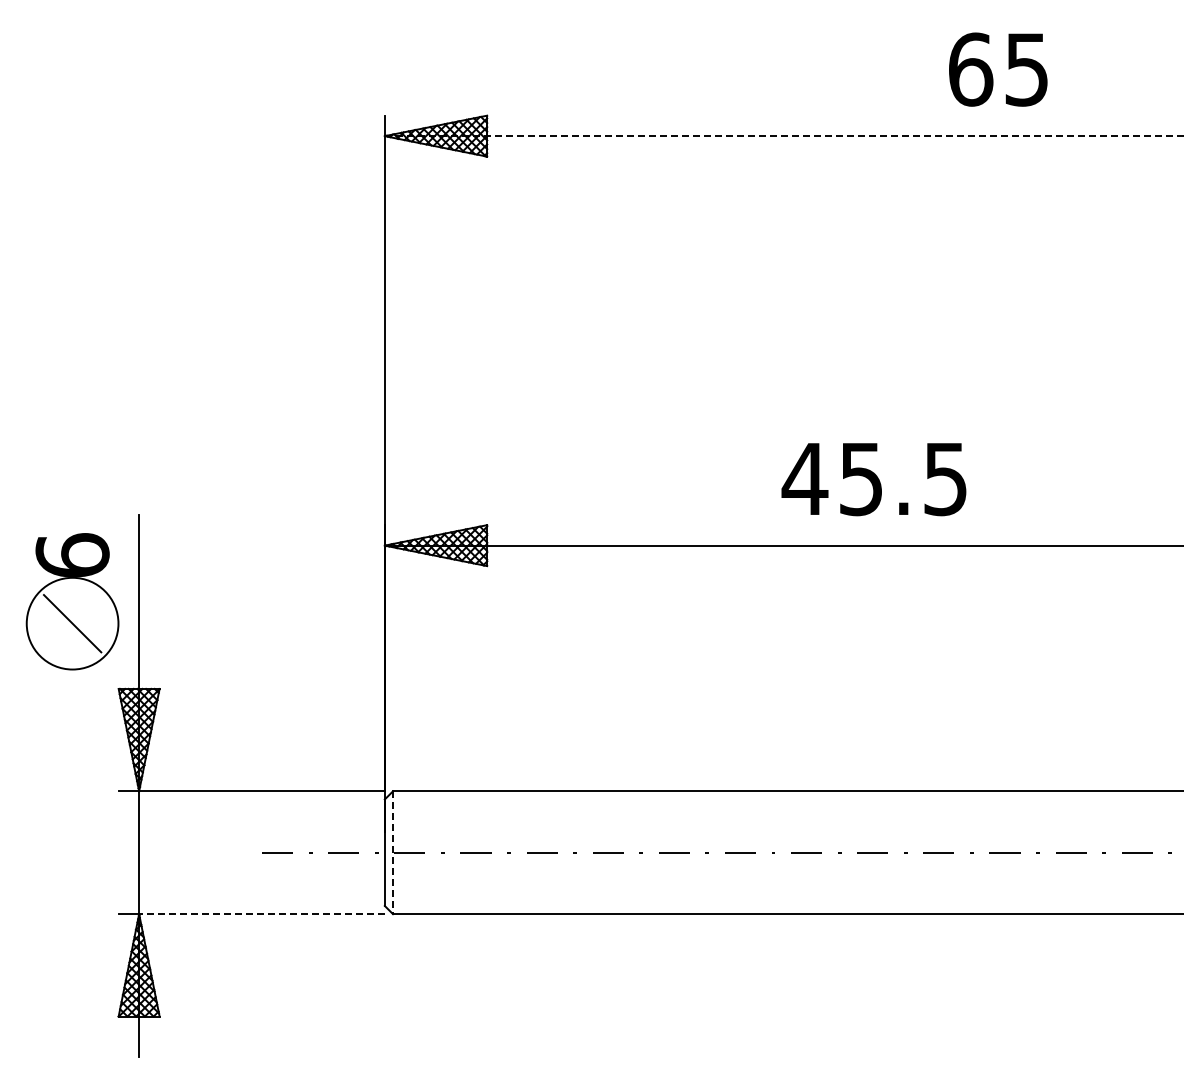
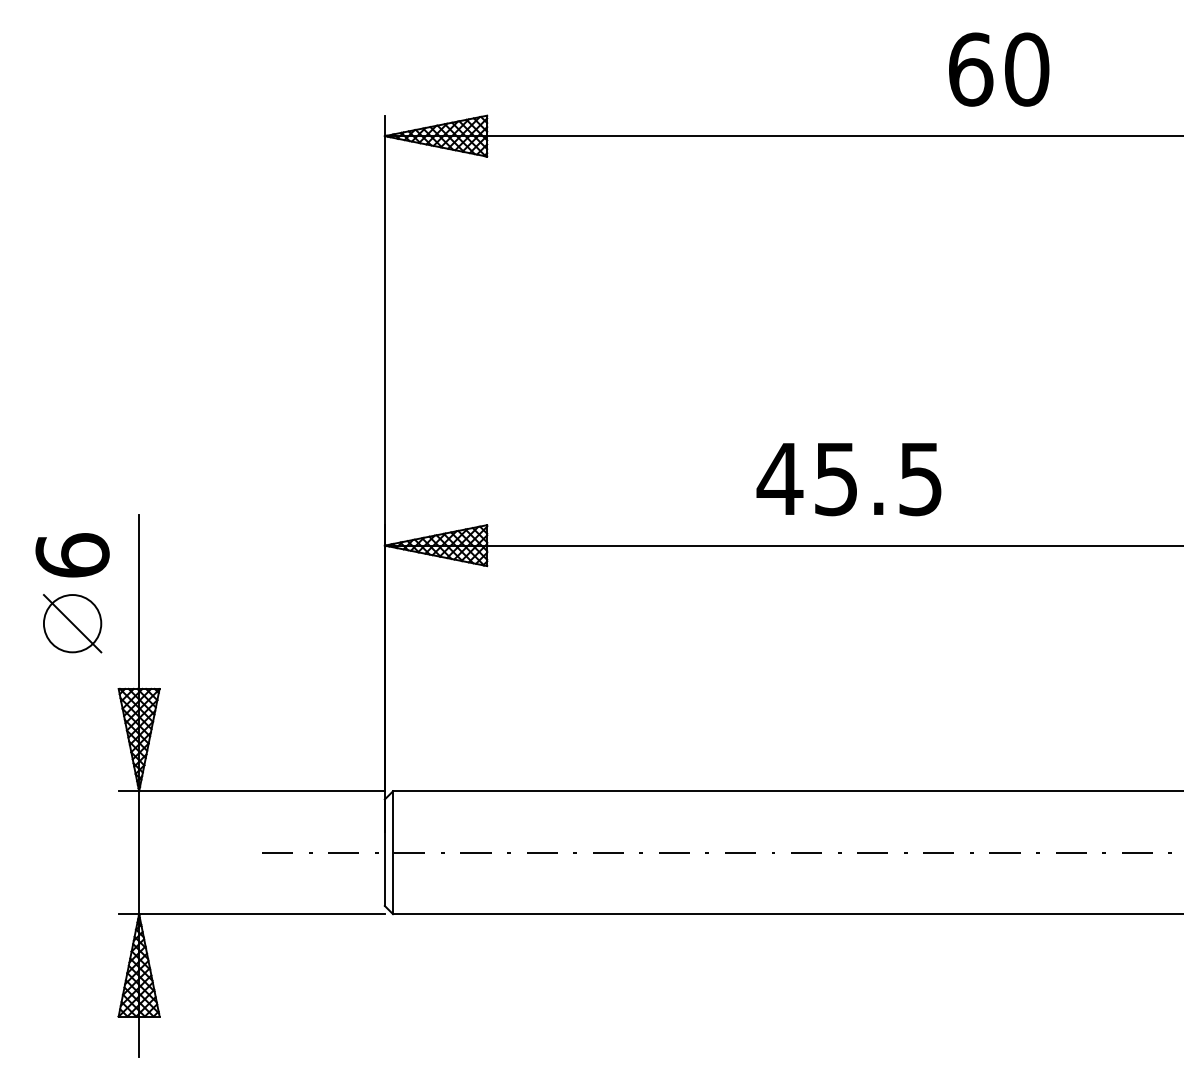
text: 65 -> 60 (1027, 69)
line: dashed -> solid (784, 136)
text position: (873, 479) -> (848, 479) (848, 479)
circle diameter: 92 px -> 57 px (72, 623)
line: dashed -> solid (393, 853)
line: dashed -> solid (262, 914)
